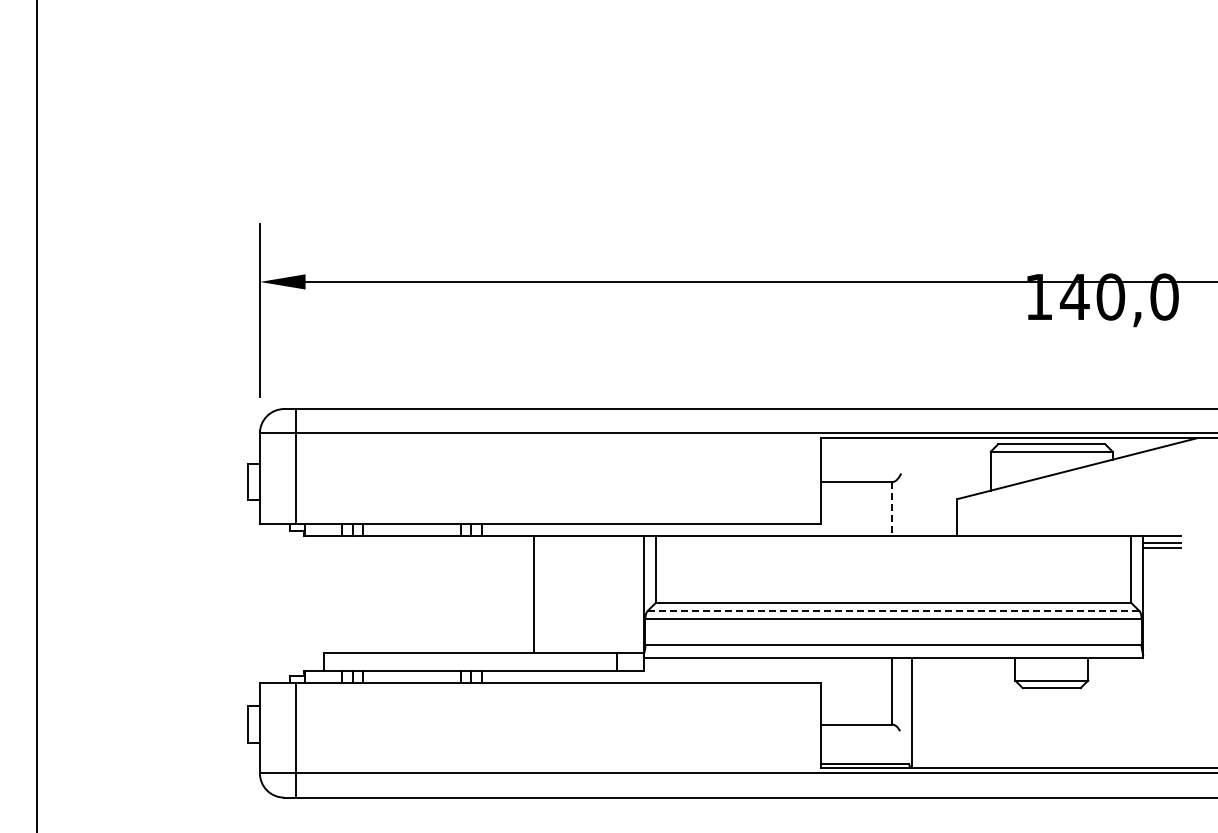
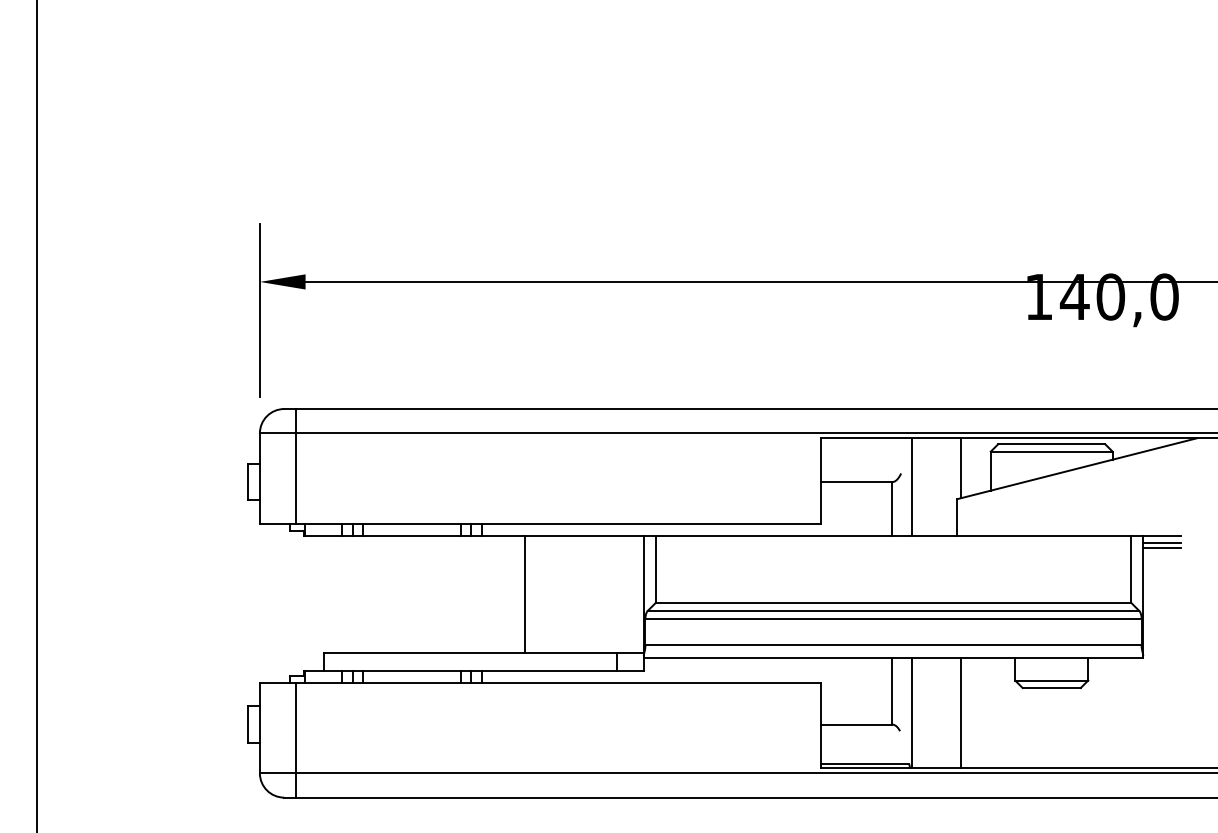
line: none -> present (960, 468)
line: none -> present (911, 486)
line: dashed -> solid (892, 508)
line position: (534, 593) -> (525, 593) (525, 593)
line: dashed -> solid (893, 610)
line: none -> present (960, 712)
